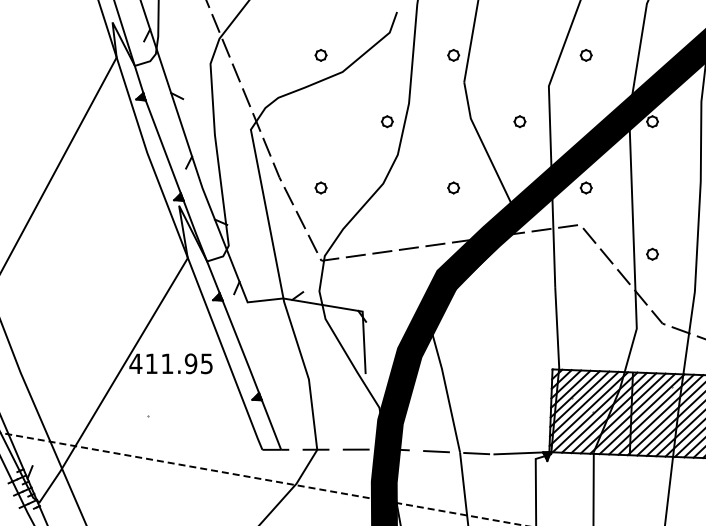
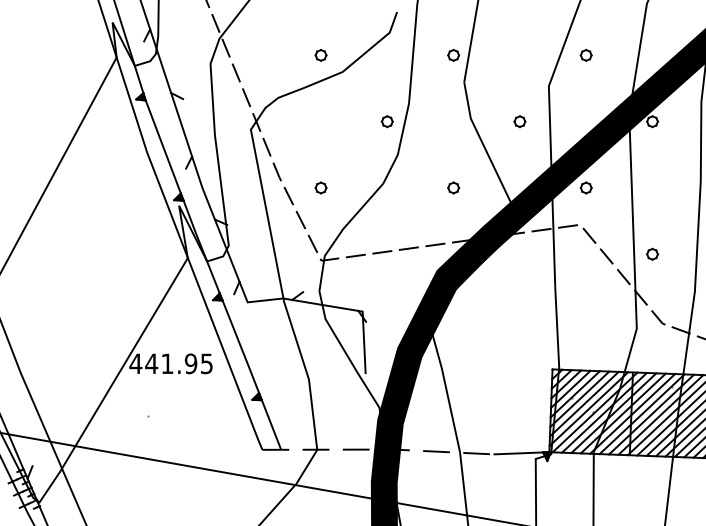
text: 411.95 -> 441.95 (151, 363)
line: dashed -> solid (263, 479)
